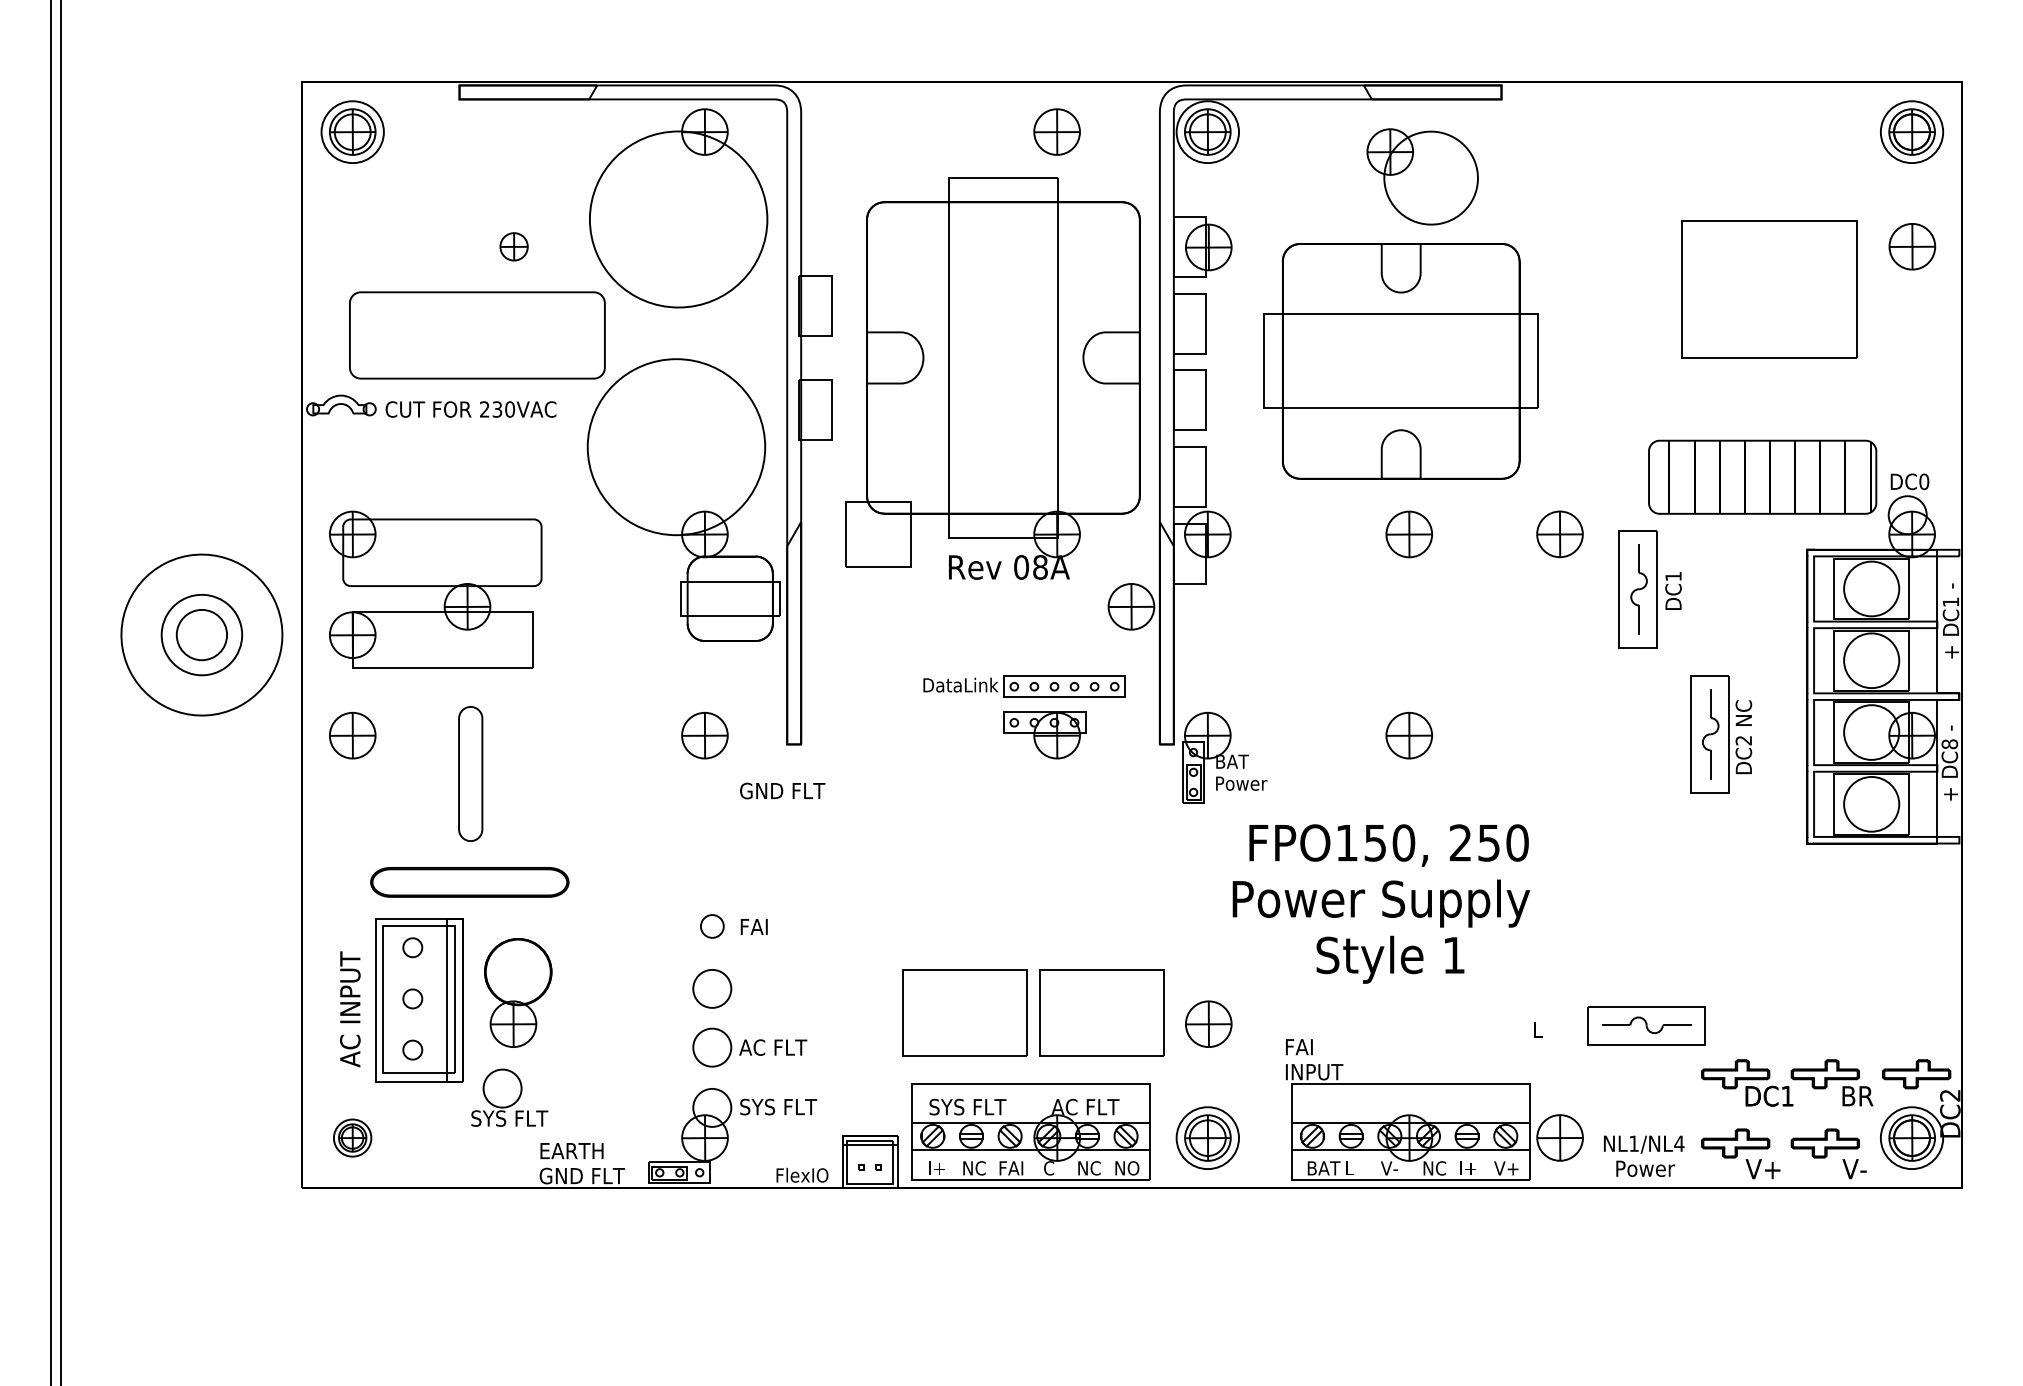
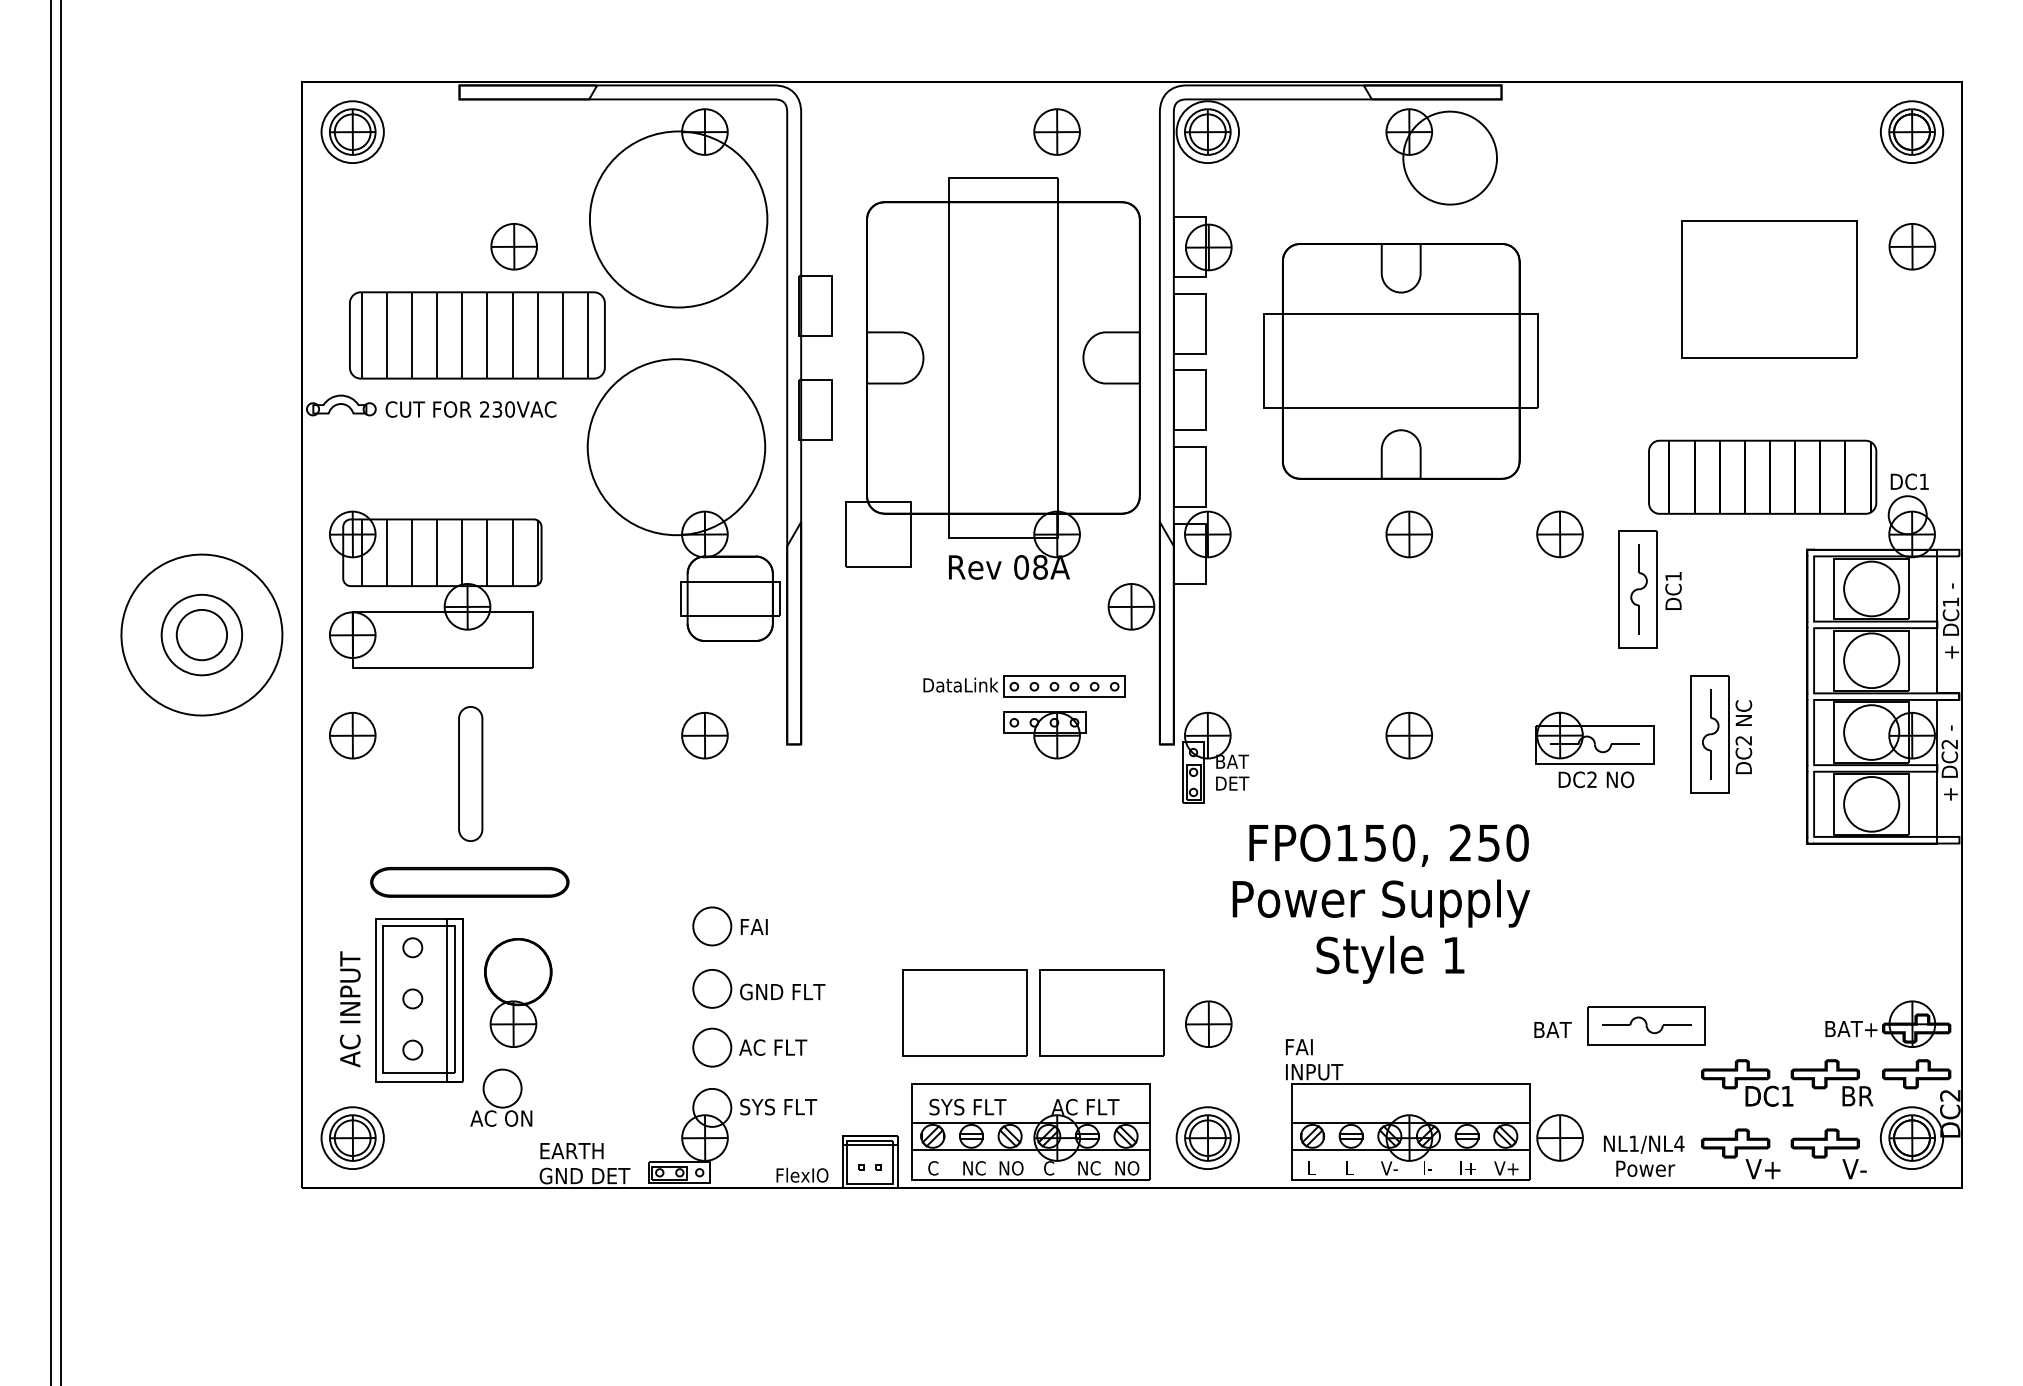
part position: (1422, 176) -> (1441, 156) (1441, 156)
part size: 30x30 px -> 48x48 px (513, 246)
hatch: none -> present (474, 335)
text: DC0 -> DC1 (1924, 481)
hatch: none -> present (449, 552)
text: DC8 -> DC2 (1949, 744)
part: none -> present (1594, 749)
text: Power -> DET (1242, 783)
text position: (782, 790) -> (782, 991) (782, 991)
part size: 25x25 px -> 41x41 px (712, 926)
part: none -> present (1888, 1023)
text: L -> BAT (1552, 1029)
text: SYS FLT -> AC ON (509, 1118)
part size: 40x40 px -> 65x64 px (352, 1137)
text: I+ -> C (936, 1168)
text: FAI -> NO (1012, 1168)
text: BAT -> L (1323, 1168)
text: NC -> I- (1434, 1168)
text: GND FLT -> GND DET (612, 1176)
